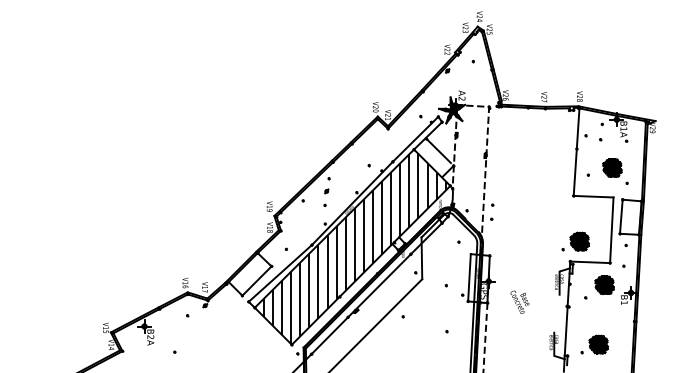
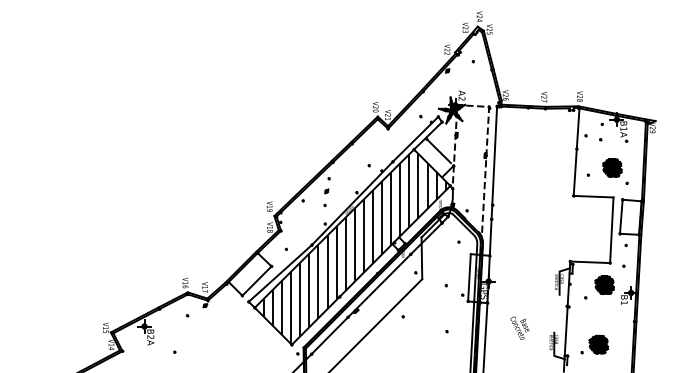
line: none -> present (493, 180)
part: present -> none (575, 241)
text position: (519, 301) -> (519, 327) (519, 327)
line: dashed -> solid (485, 337)
